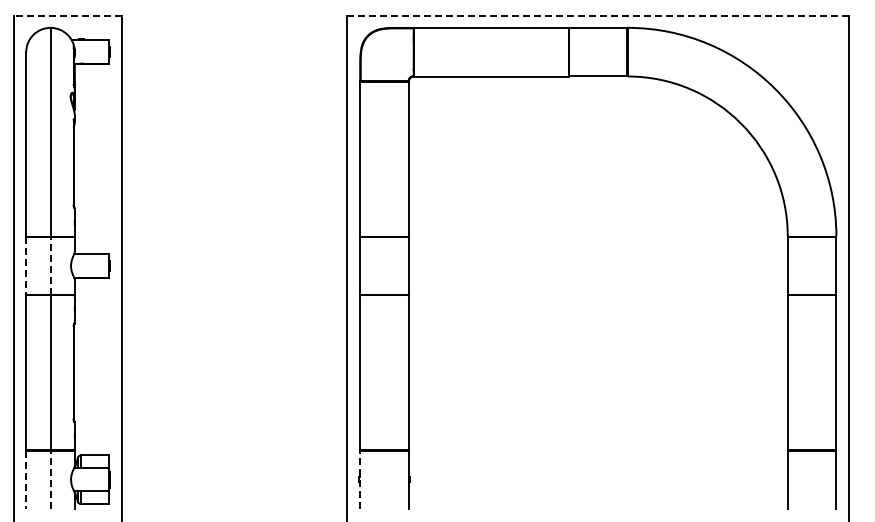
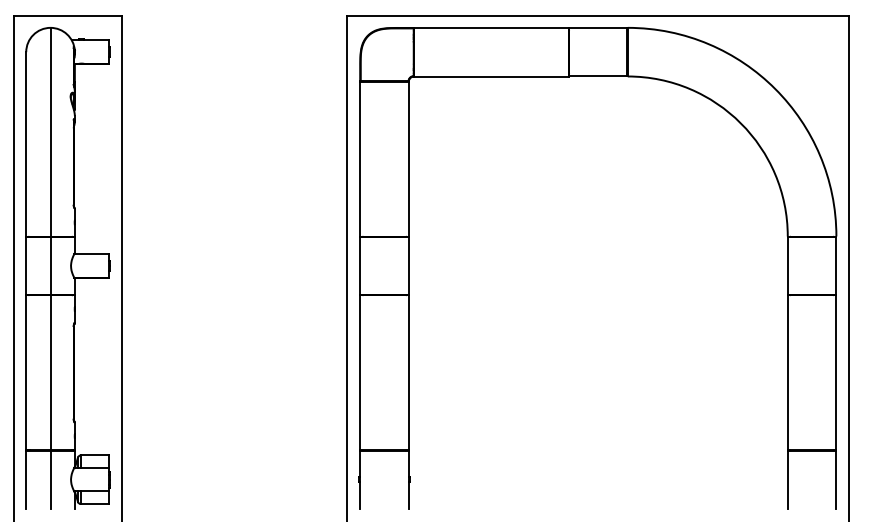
line: dashed -> solid (67, 15)
line: dashed -> solid (597, 15)
line: dashed -> solid (50, 265)
line: dashed -> solid (26, 266)
line: dashed -> solid (50, 479)
line: dashed -> solid (360, 479)
line: dashed -> solid (26, 480)
